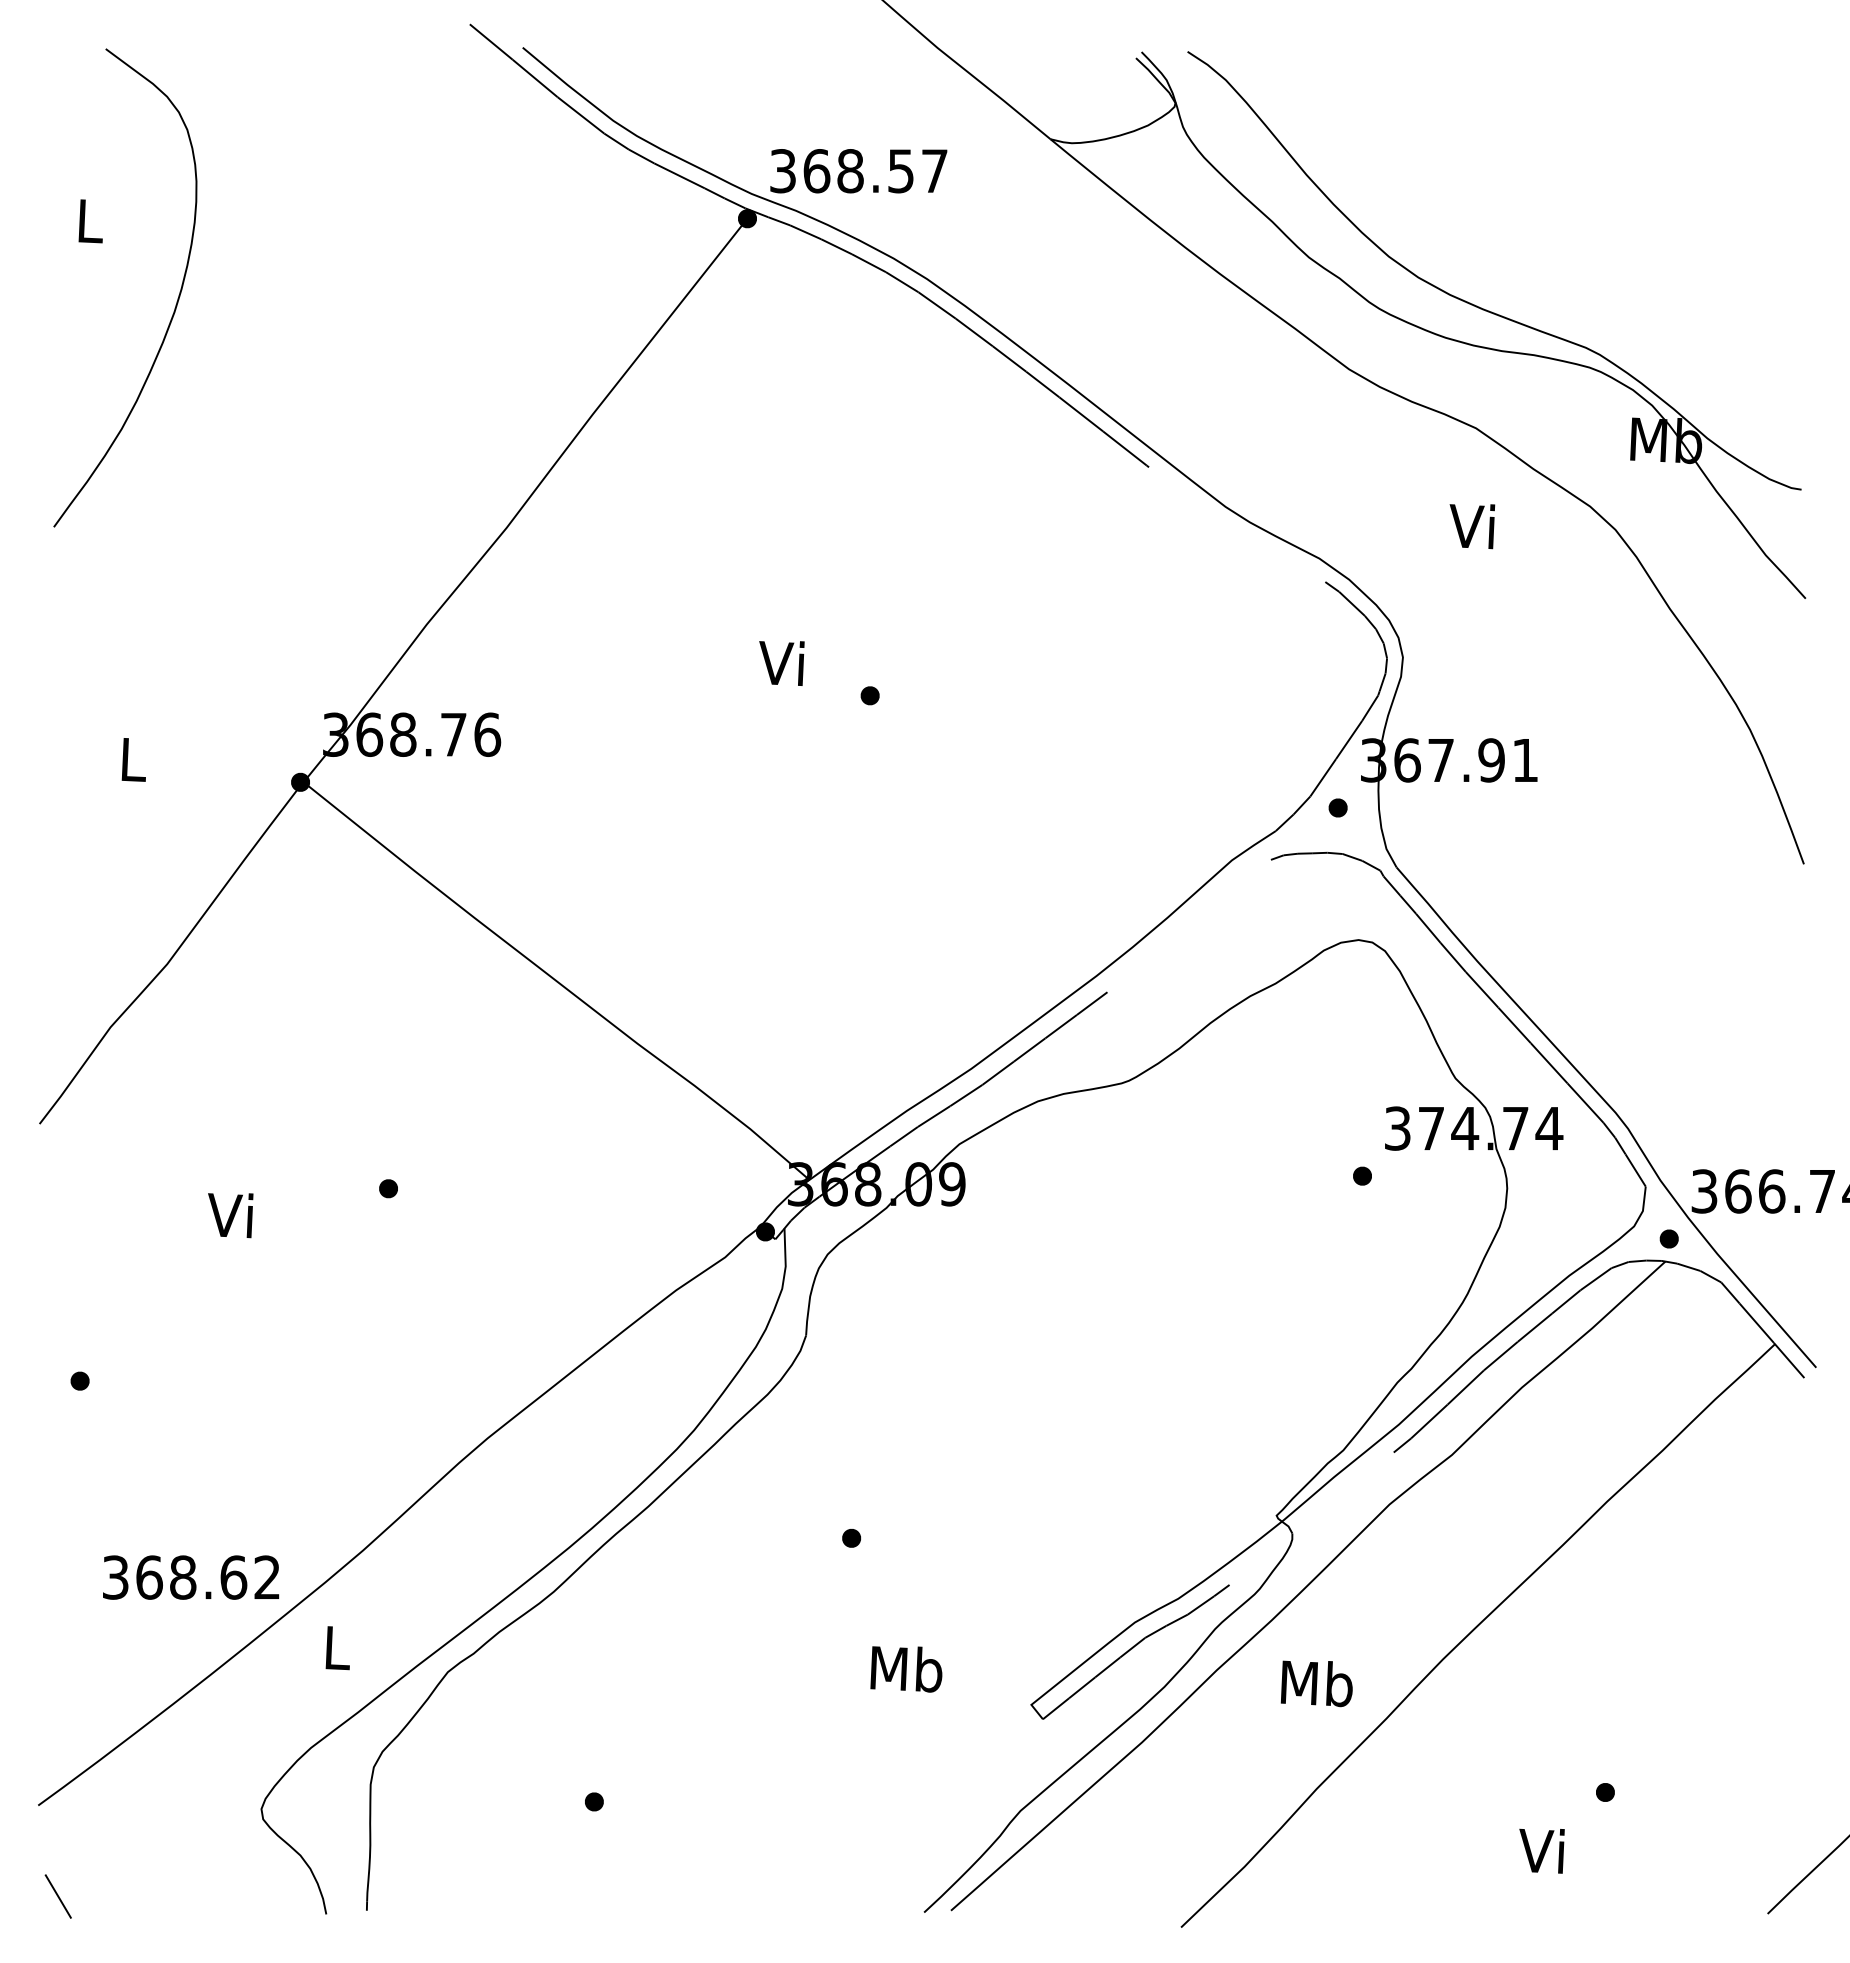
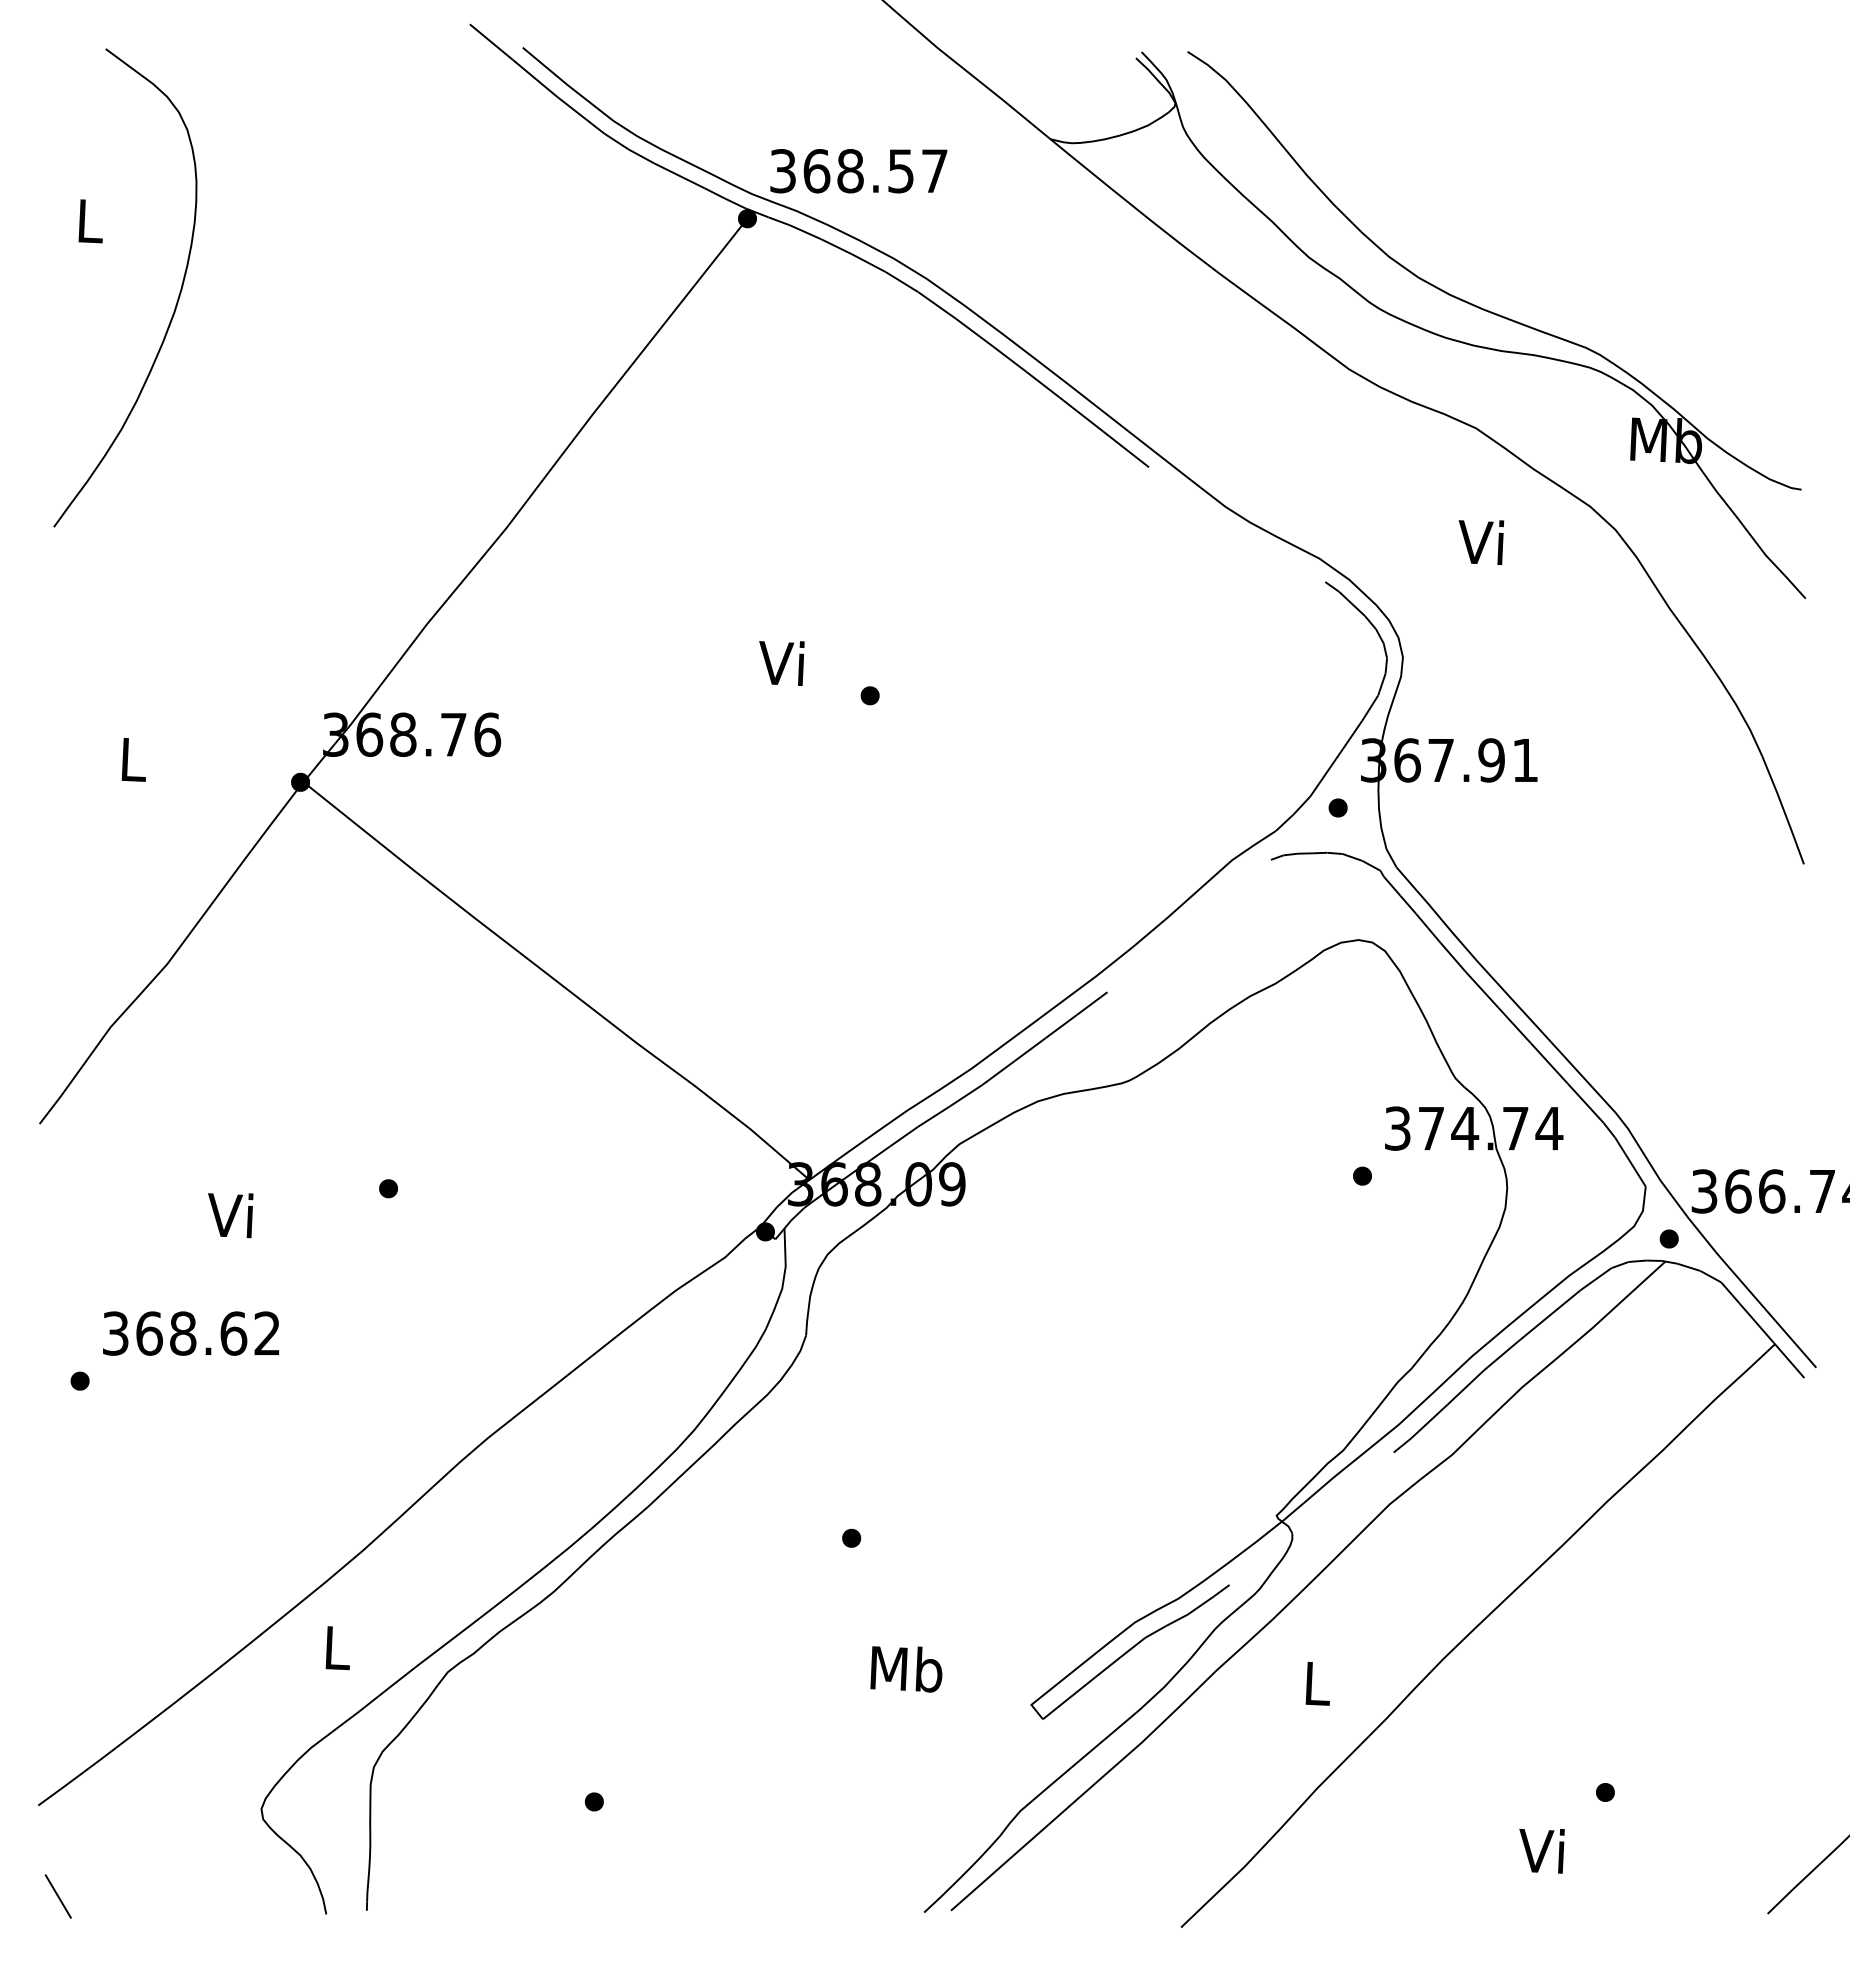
text position: (1472, 526) -> (1481, 542) (1481, 542)
text position: (191, 1577) -> (191, 1333) (191, 1333)
text: Mb -> L (1316, 1683)
